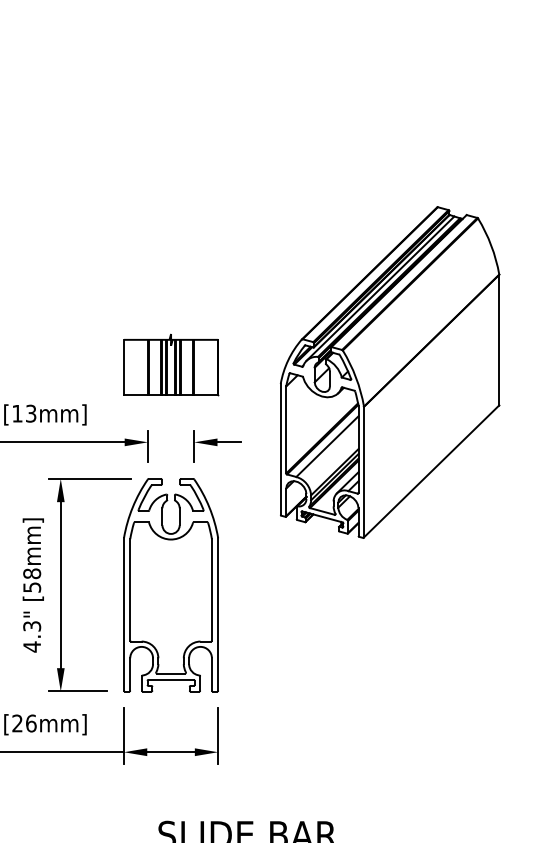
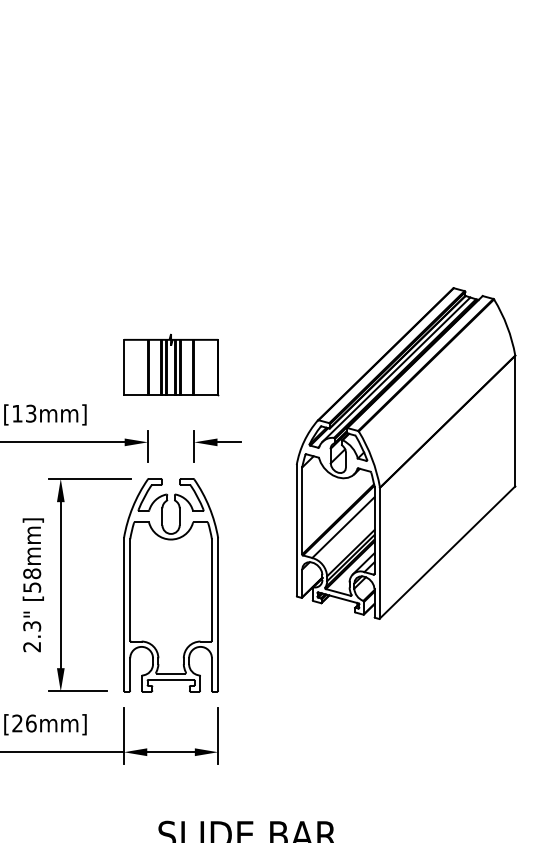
part position: (390, 372) -> (406, 453) (406, 453)
text: 4.3" -> 2.3" (31, 646)
